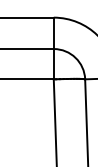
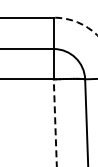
arc: solid -> dashed (76, 22)
line: solid -> dashed (55, 123)
